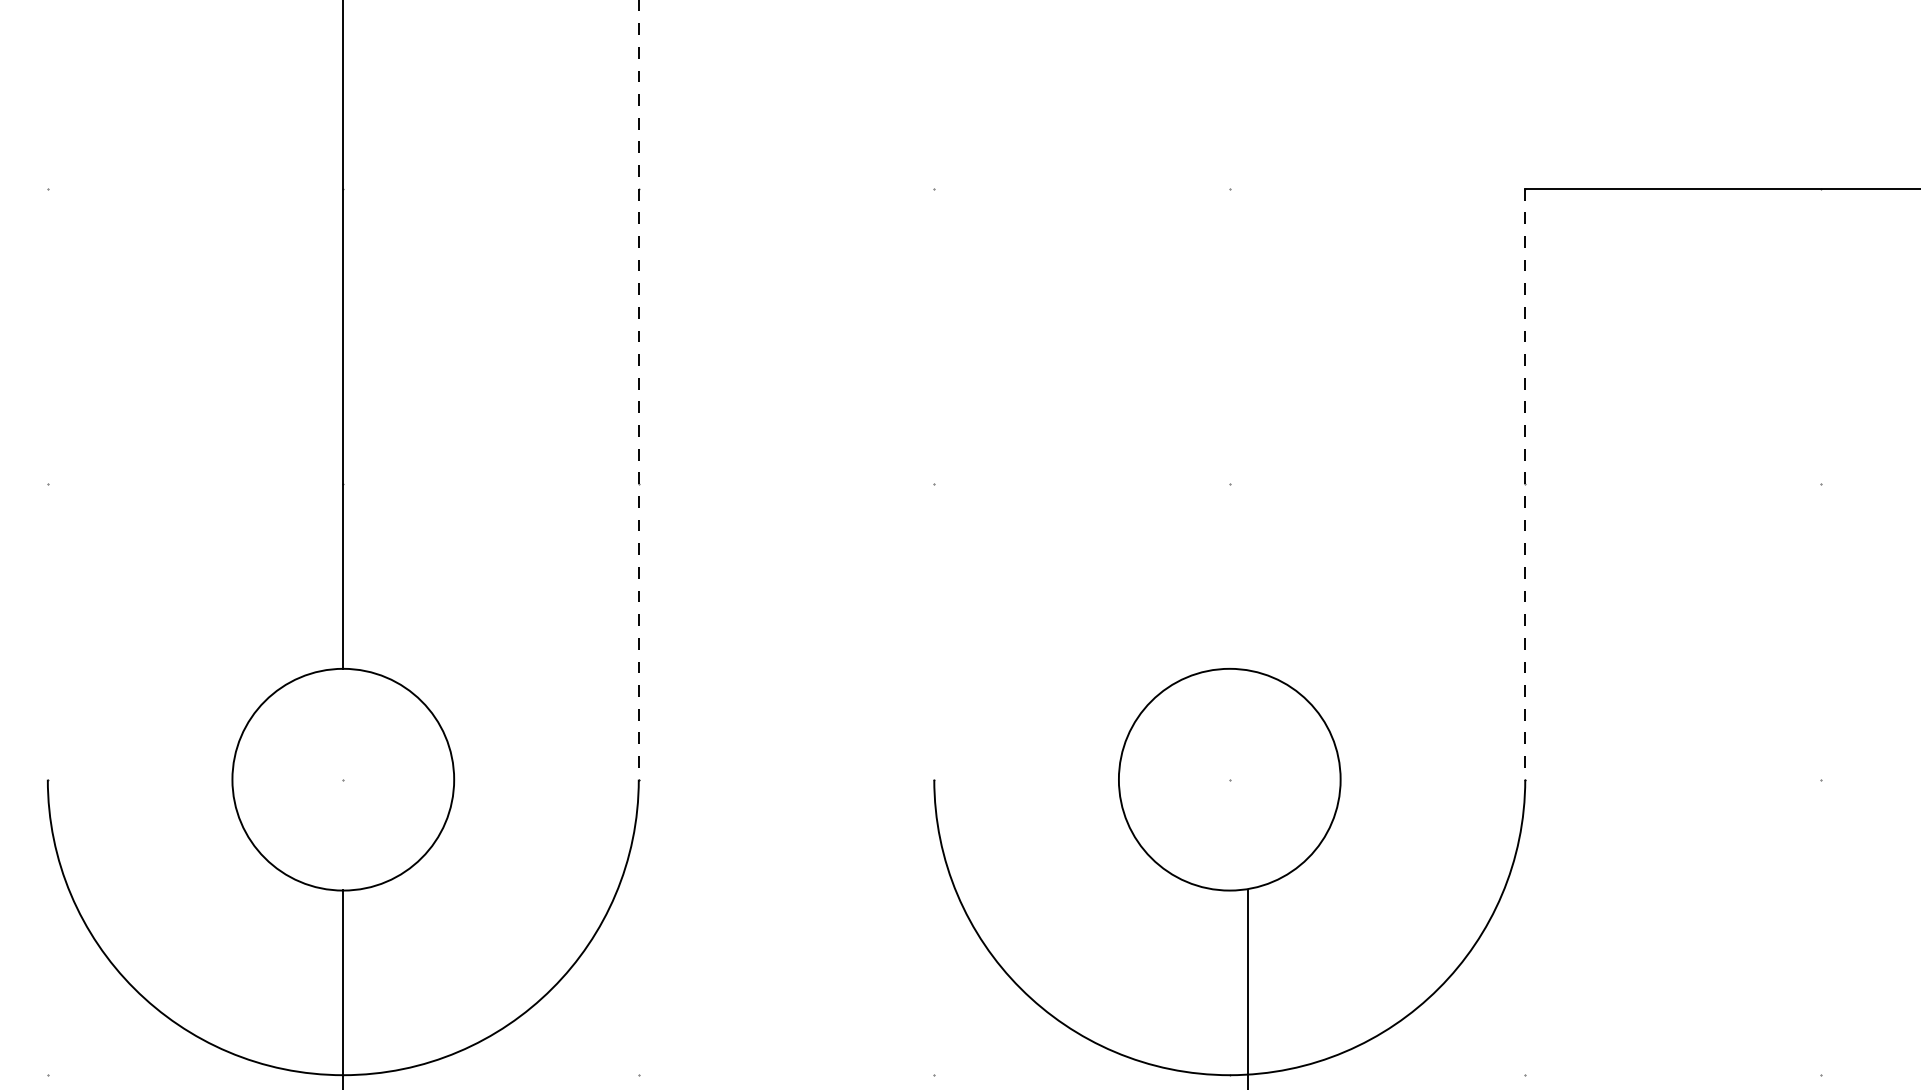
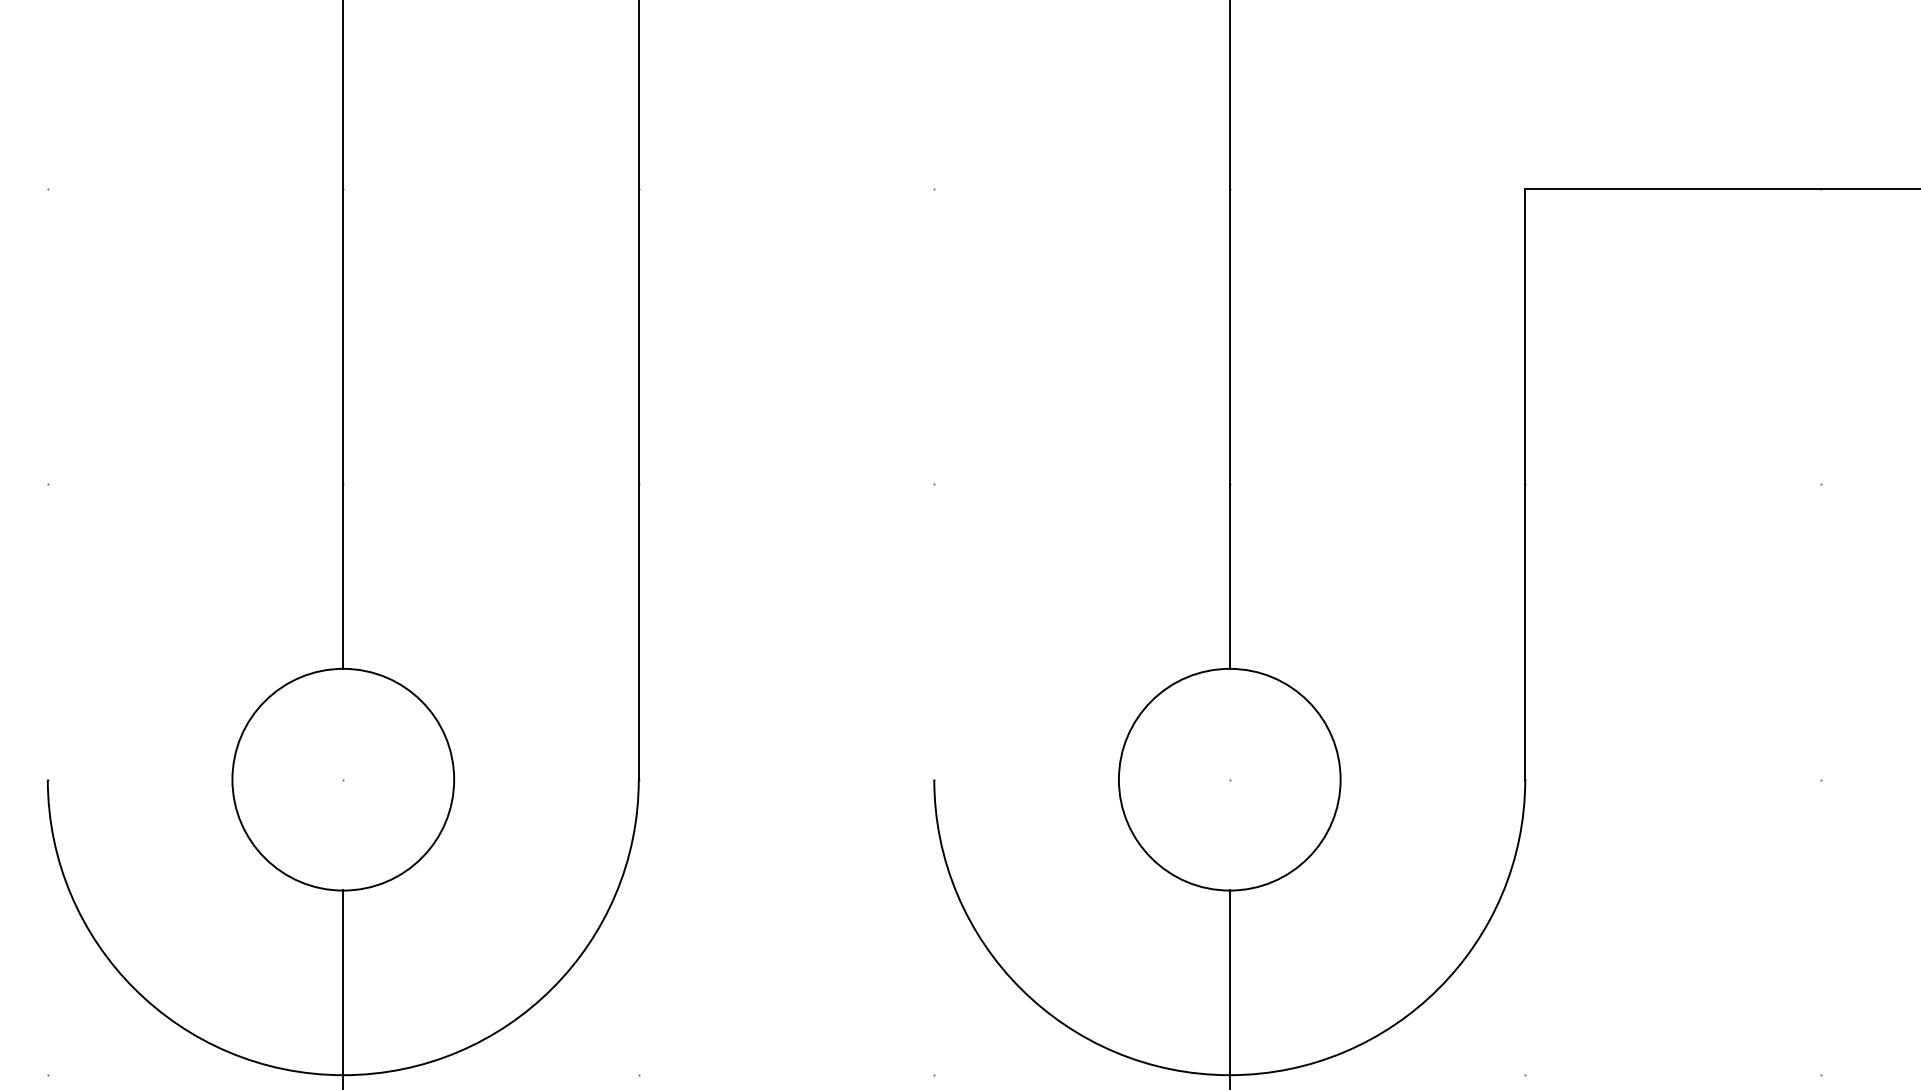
line: none -> present (1229, 335)
line: dashed -> solid (638, 390)
line: dashed -> solid (1525, 484)
line position: (1247, 988) -> (1229, 988) (1229, 988)
